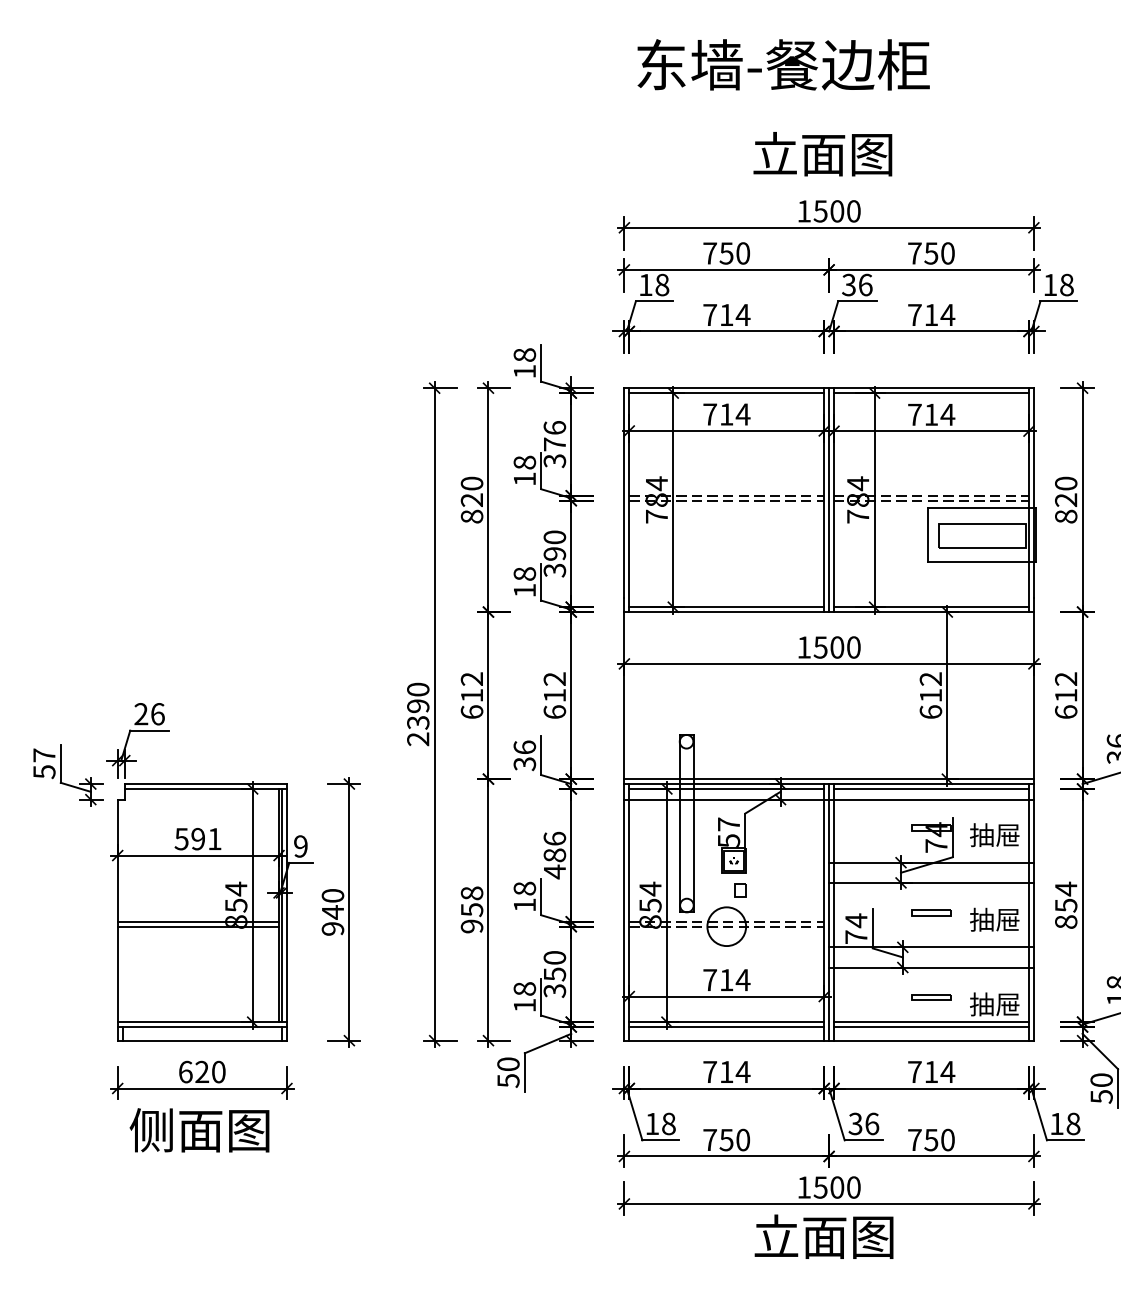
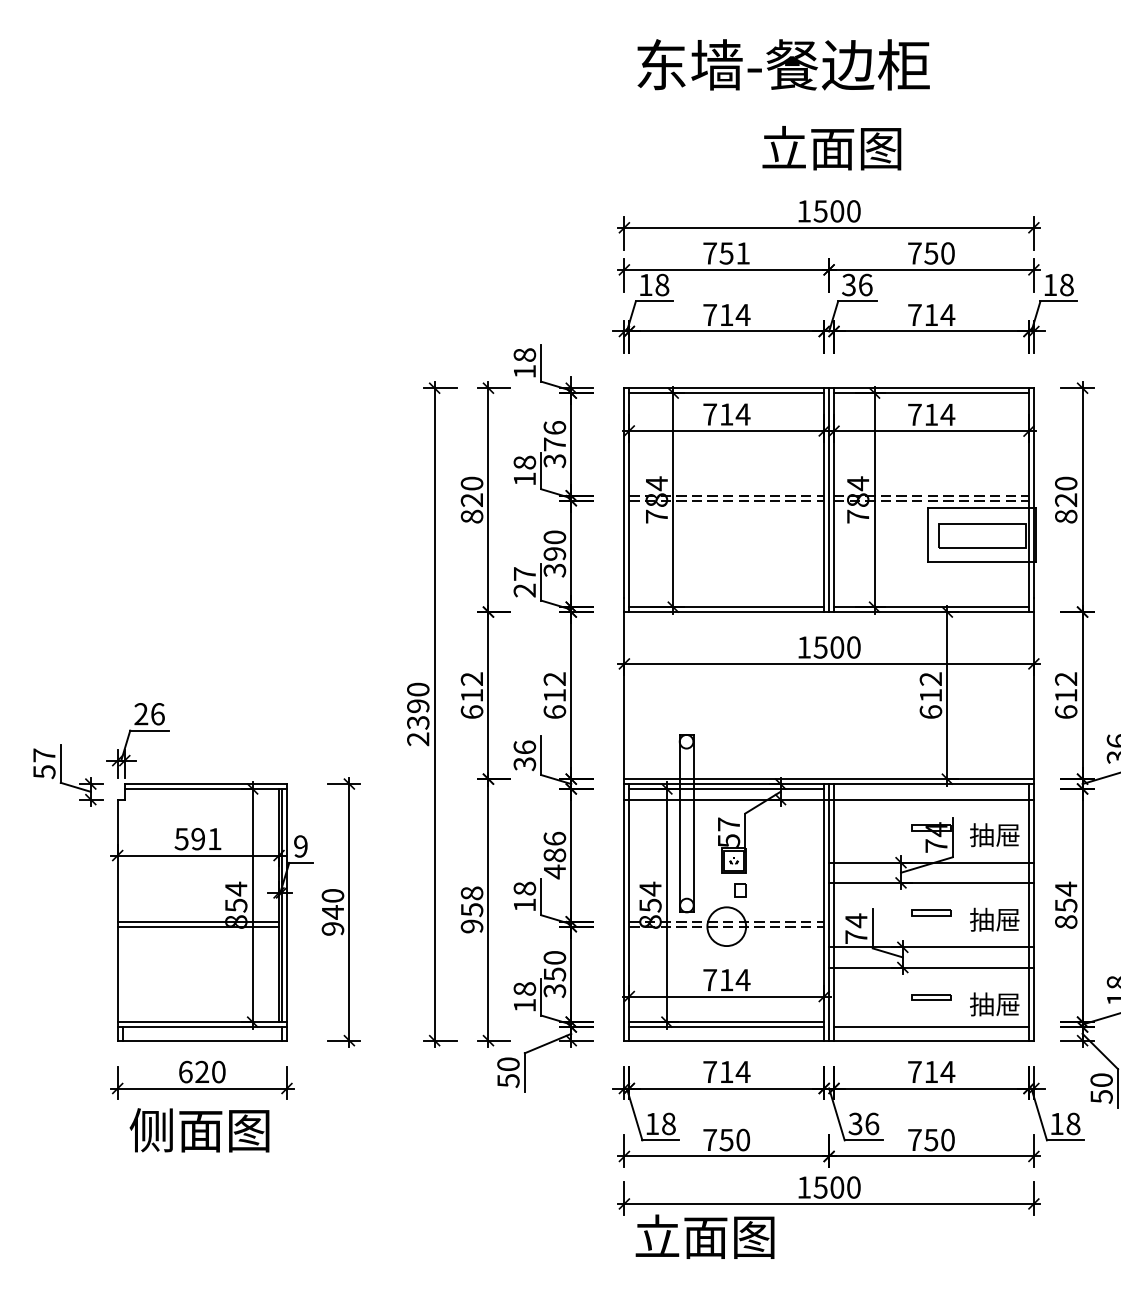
text position: (822, 154) -> (831, 148) (831, 148)
text: 750 -> 751 (743, 253)
text: 18 -> 27 (524, 582)
line: present -> none (931, 788)
line: present -> none (931, 1022)
text position: (823, 1236) -> (704, 1236) (704, 1236)
